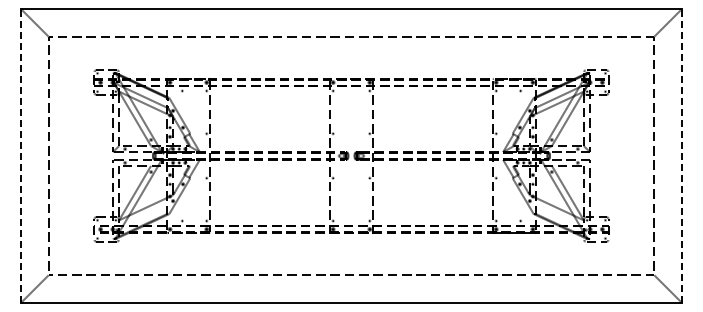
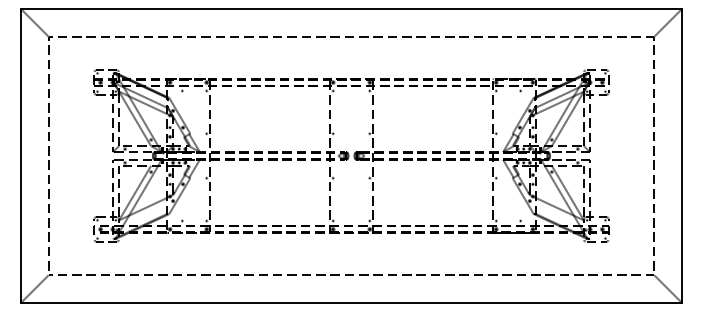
line: dashed -> solid (21, 155)
line: dashed -> solid (681, 155)
